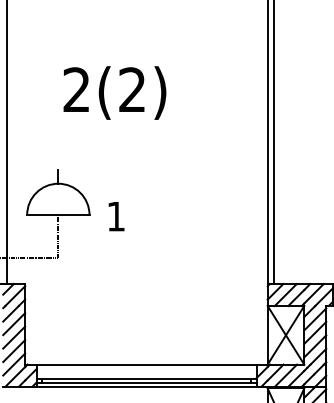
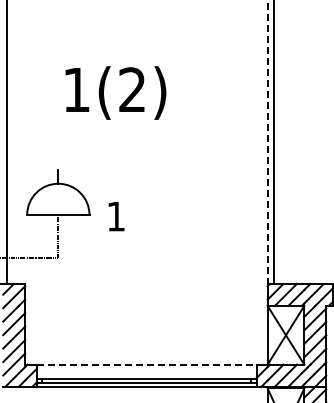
text: 2(2) -> 1(2) (76, 89)
line: solid -> dashed (267, 142)
line: solid -> dashed (146, 364)
